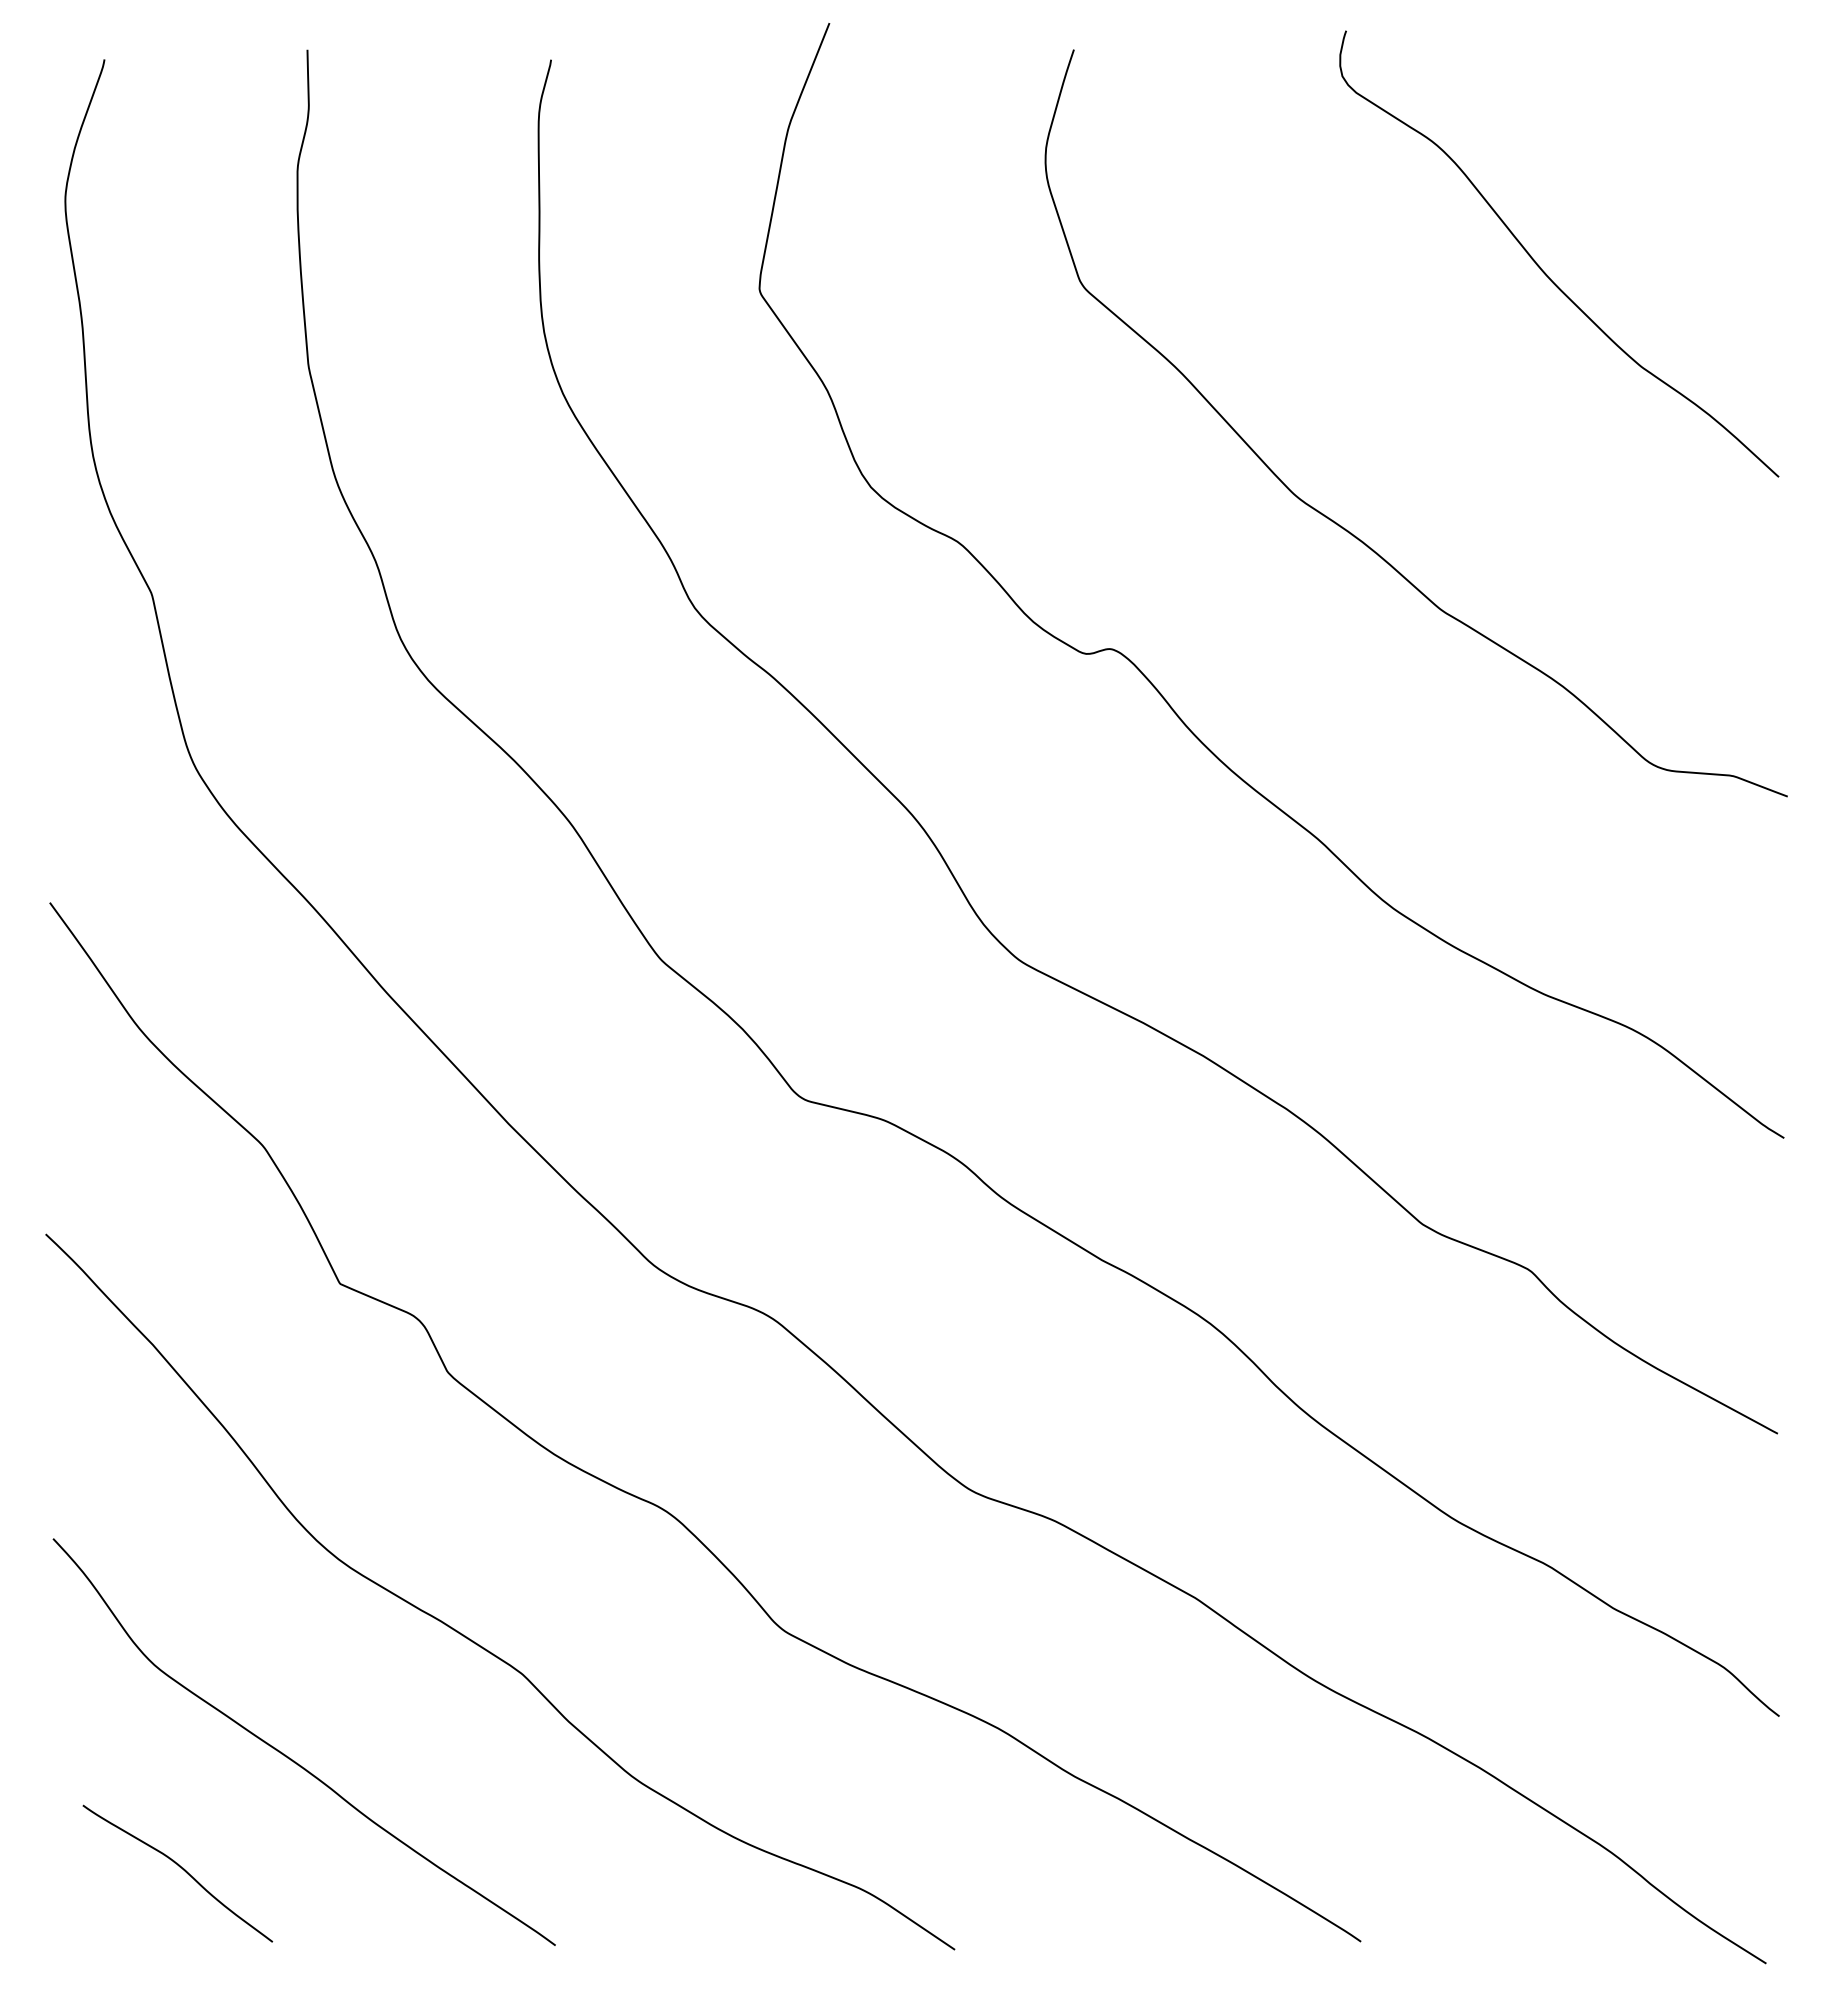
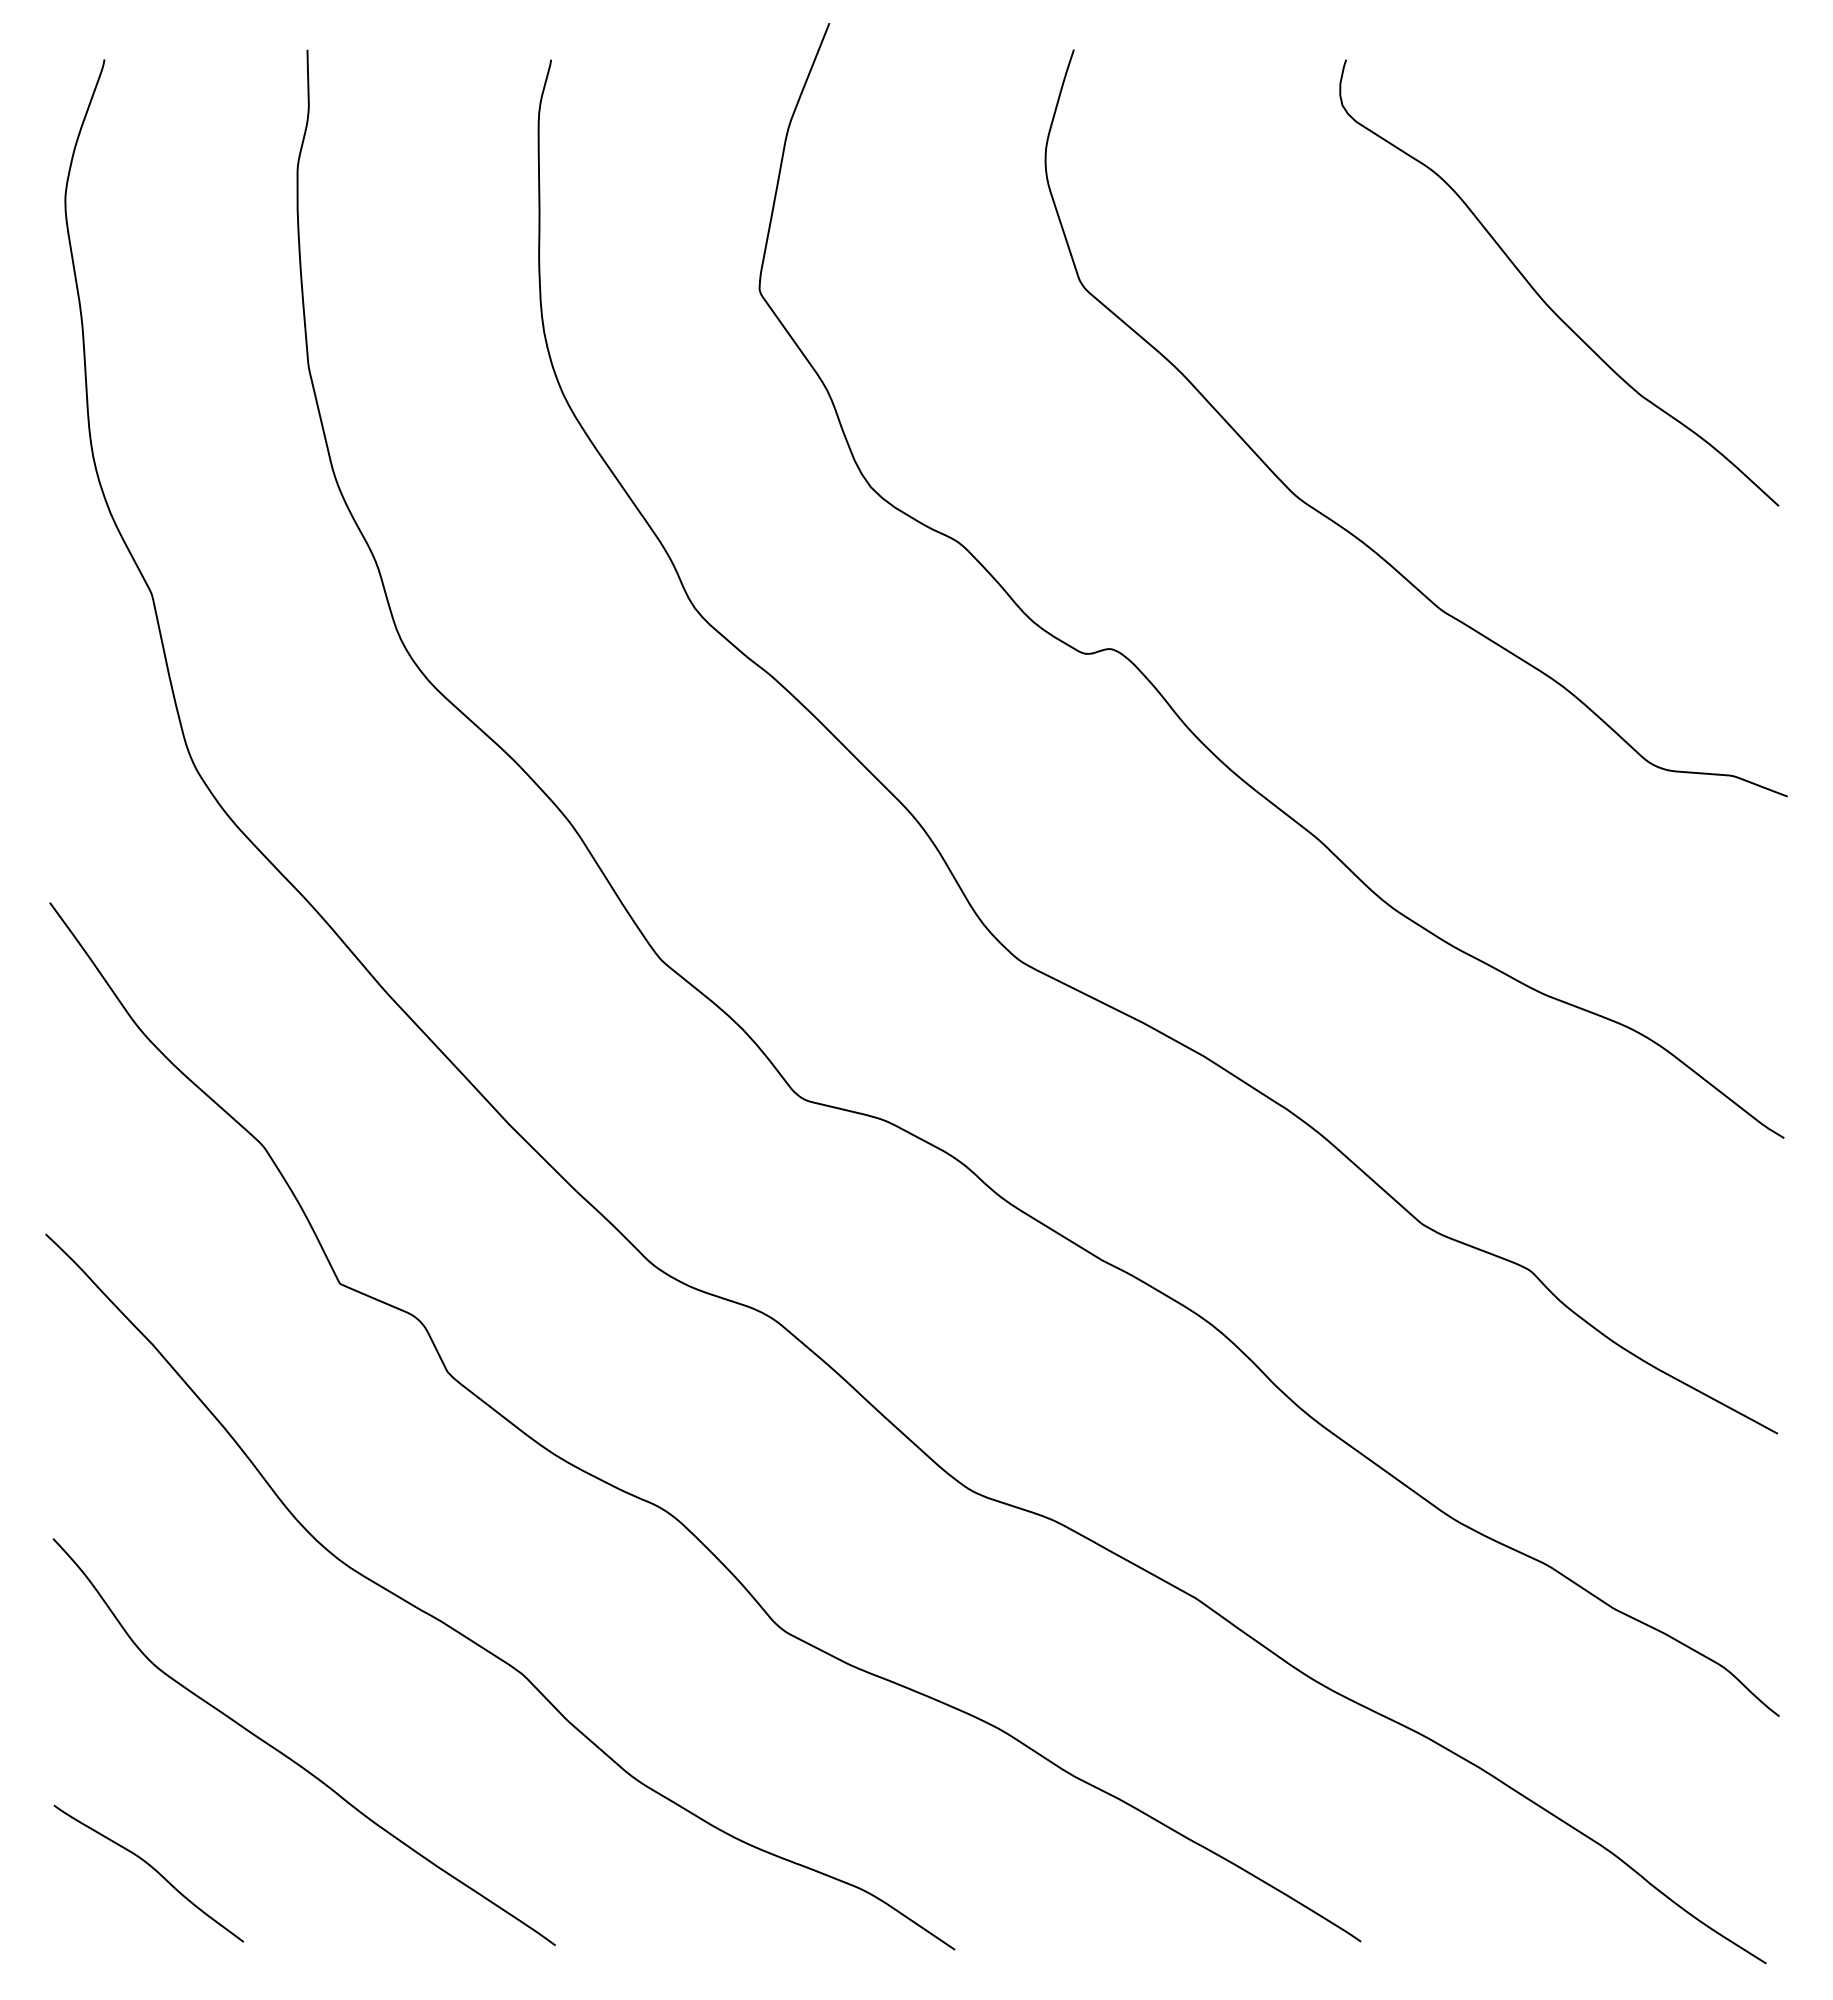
curve position: (1540, 266) -> (1540, 295) (1540, 295)
curve position: (179, 1867) -> (150, 1867) (150, 1867)
